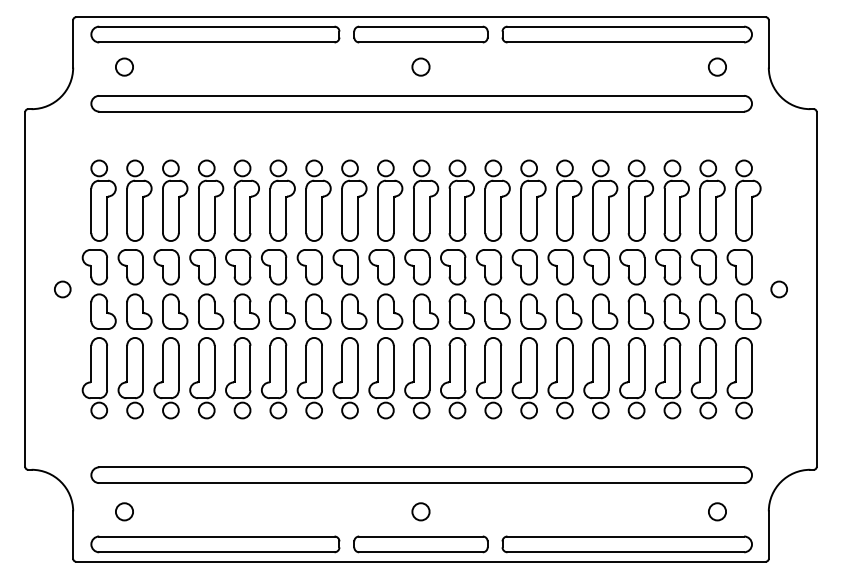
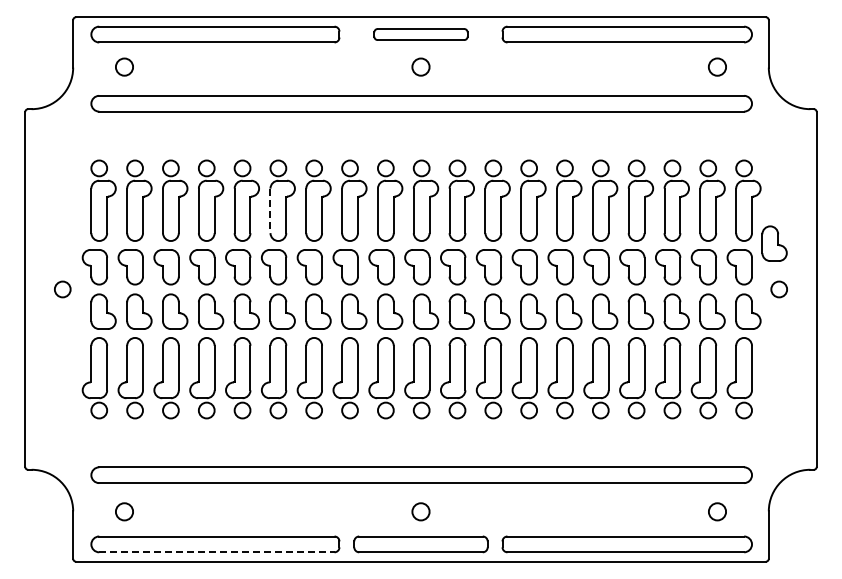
part size: 136x19 px -> 96x13 px (420, 34)
line: solid -> dashed (270, 211)
part: none -> present (774, 243)
line: solid -> dashed (216, 552)
